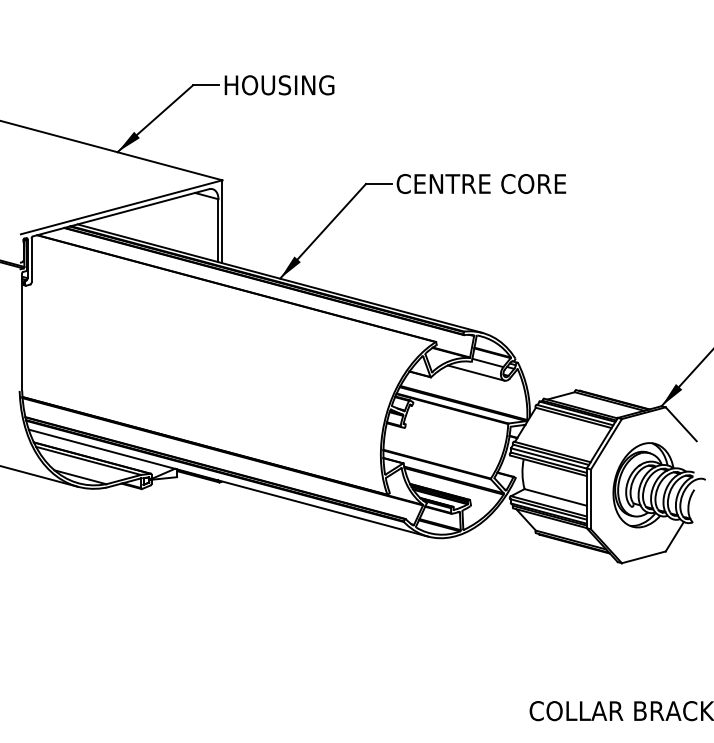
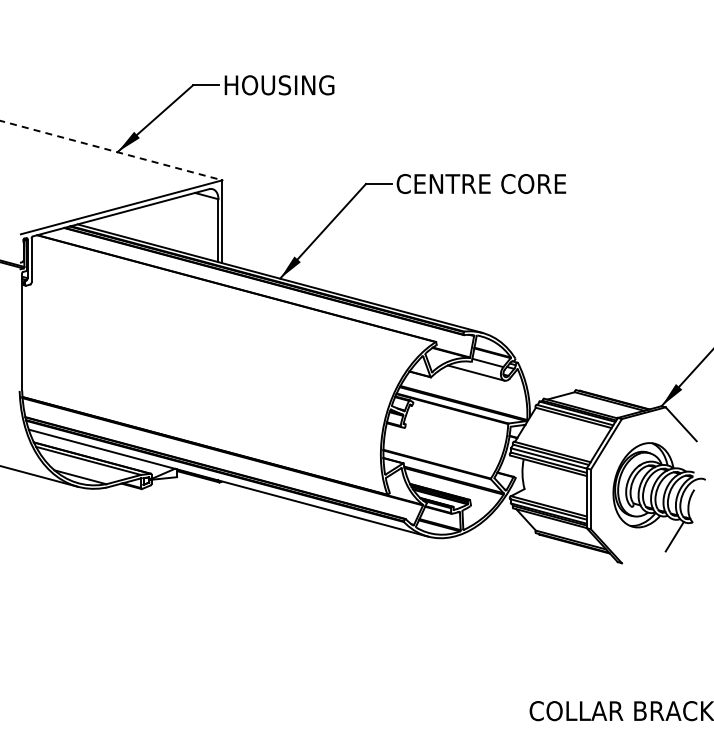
line: solid -> dashed (111, 150)
line: present -> none (555, 497)
line: present -> none (643, 557)
